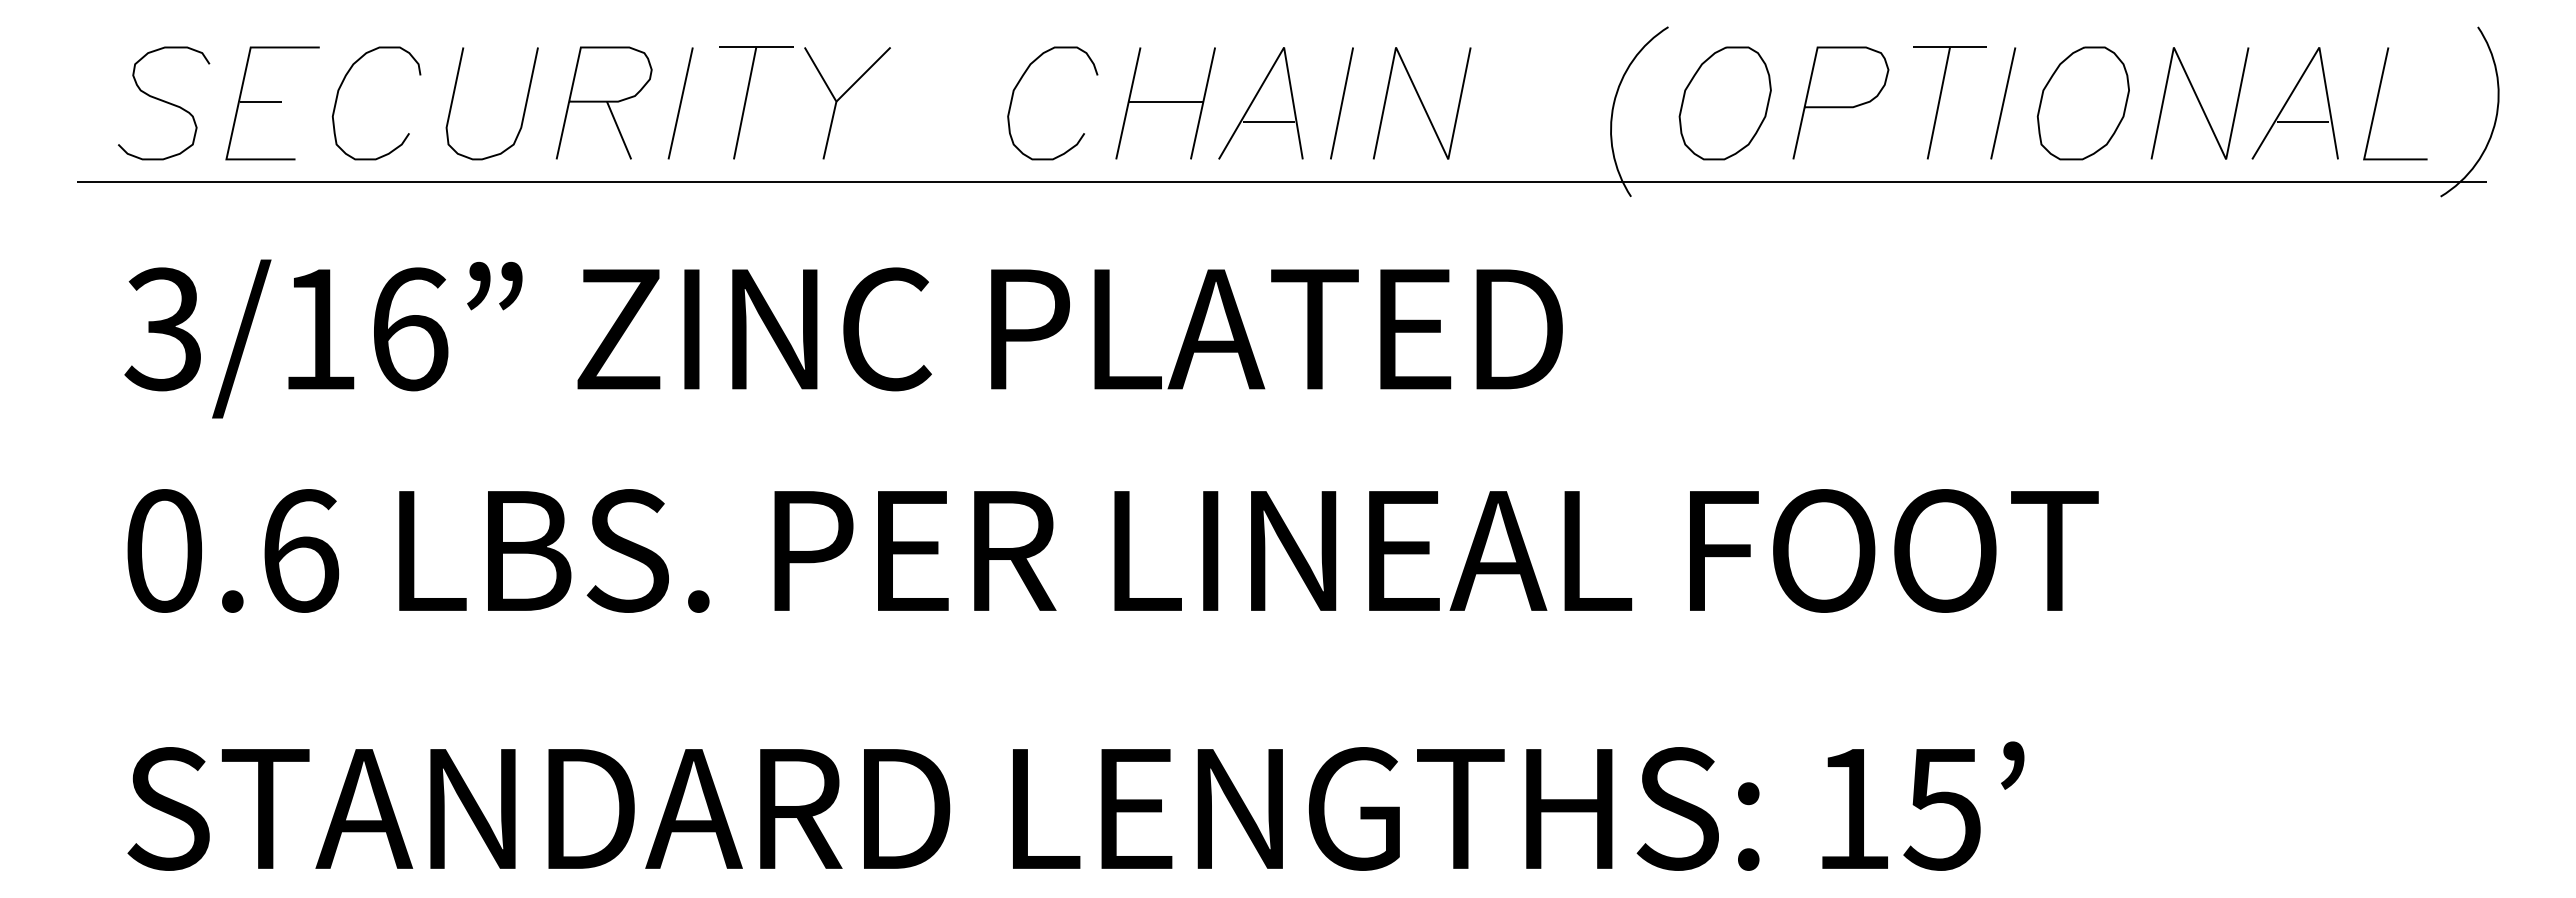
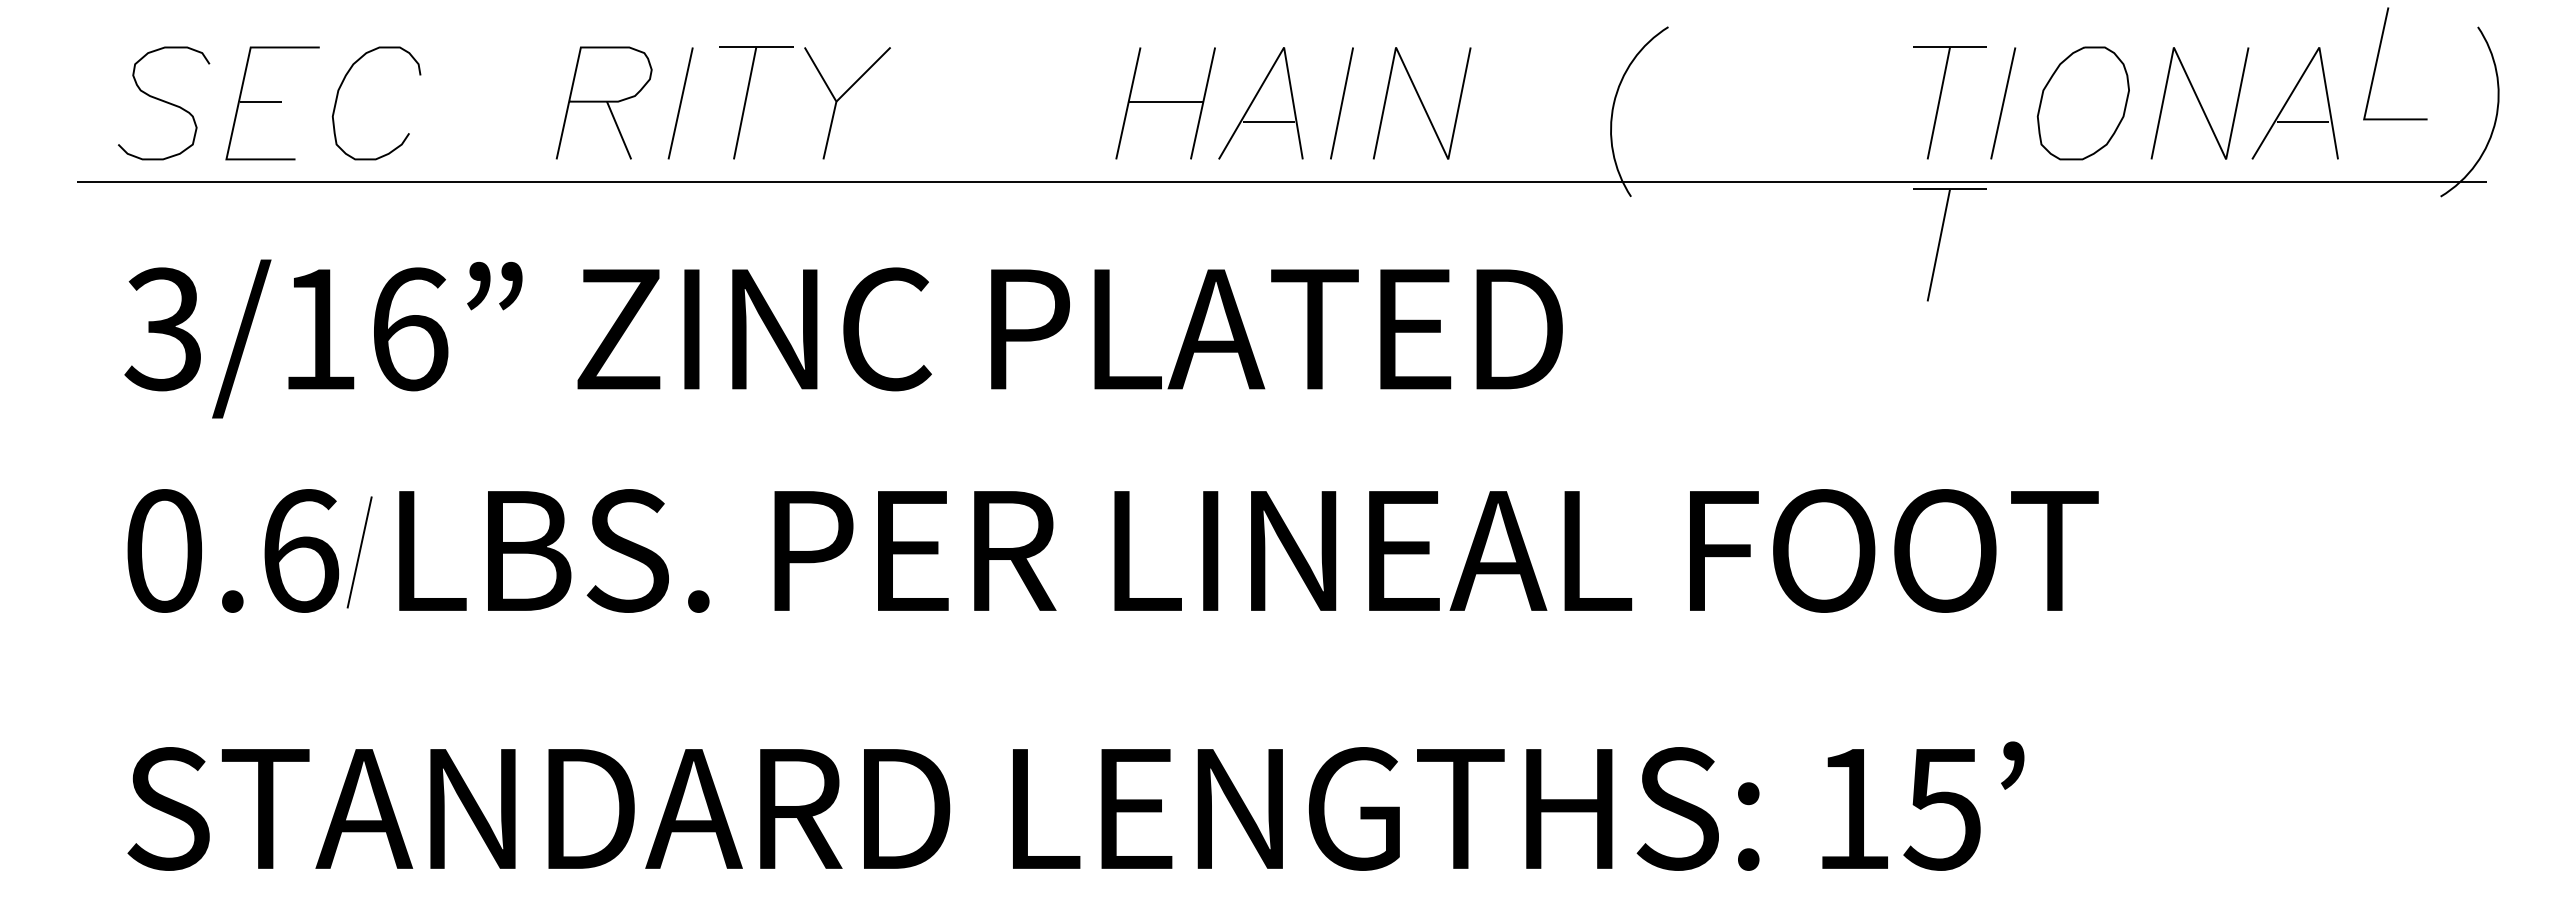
curve: present -> none (1019, 83)
line position: (2378, 99) -> (2378, 59) (2378, 59)
part: present -> none (1724, 103)
curve: present -> none (1840, 106)
curve: present -> none (523, 111)
part: none -> present (1940, 243)
line: none -> present (359, 552)
